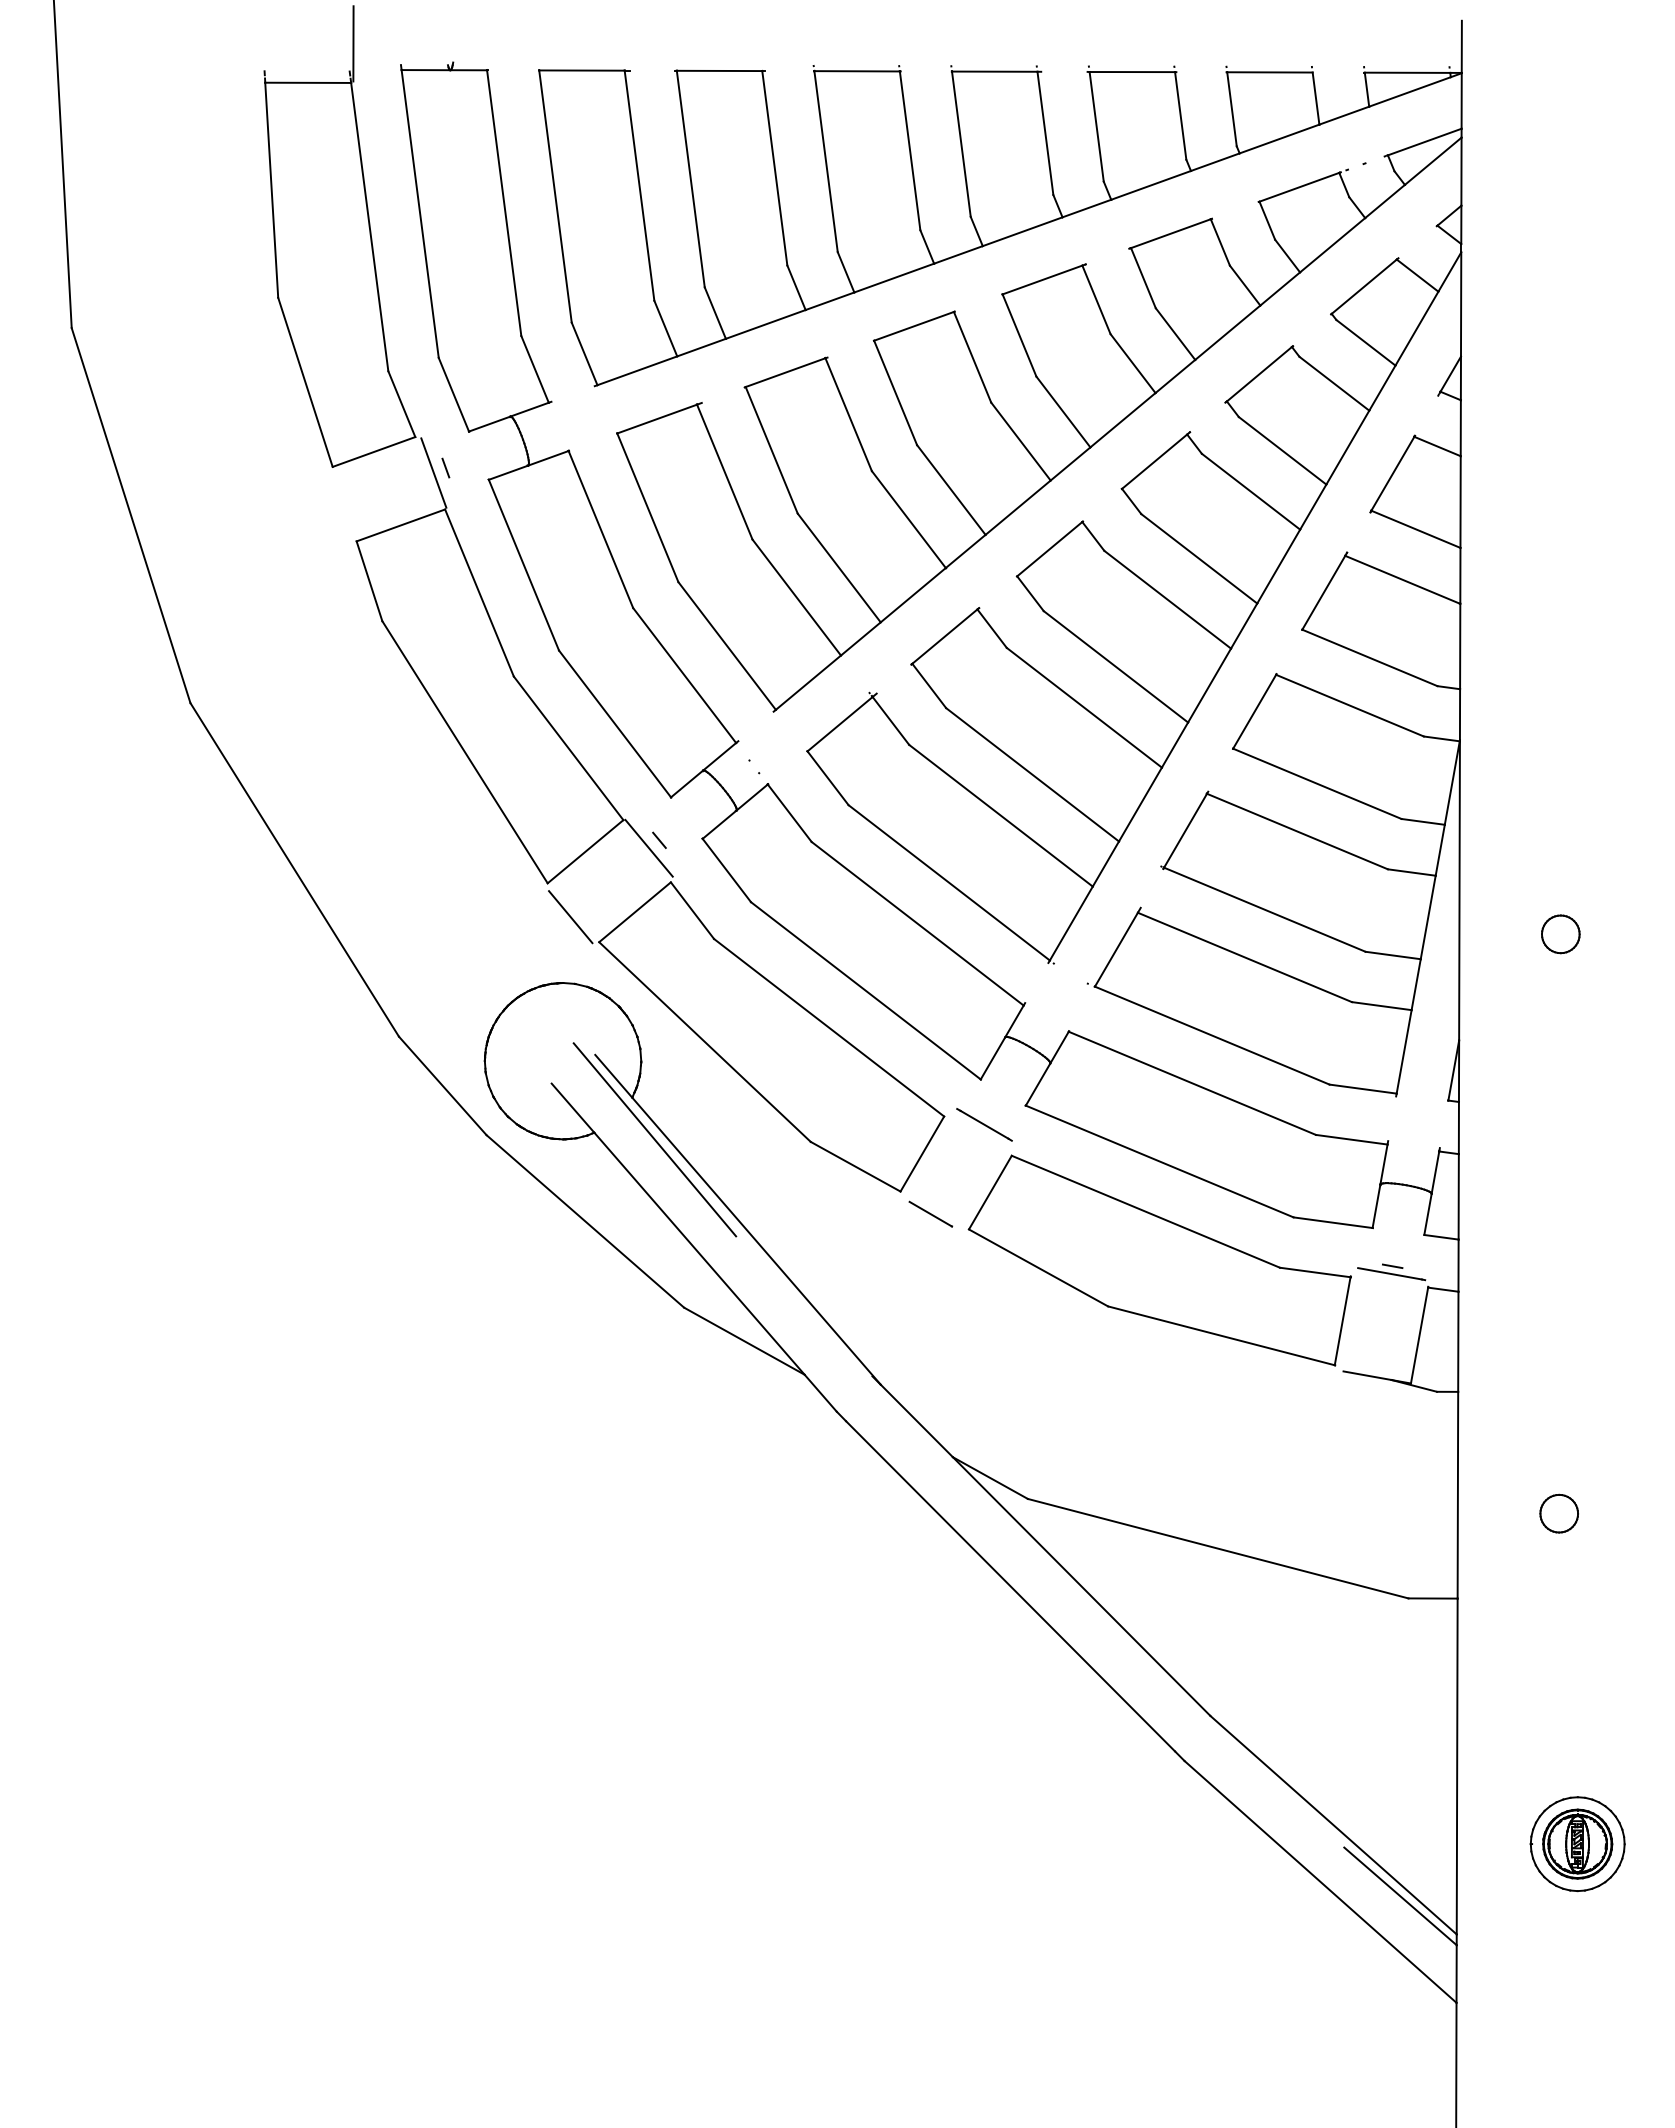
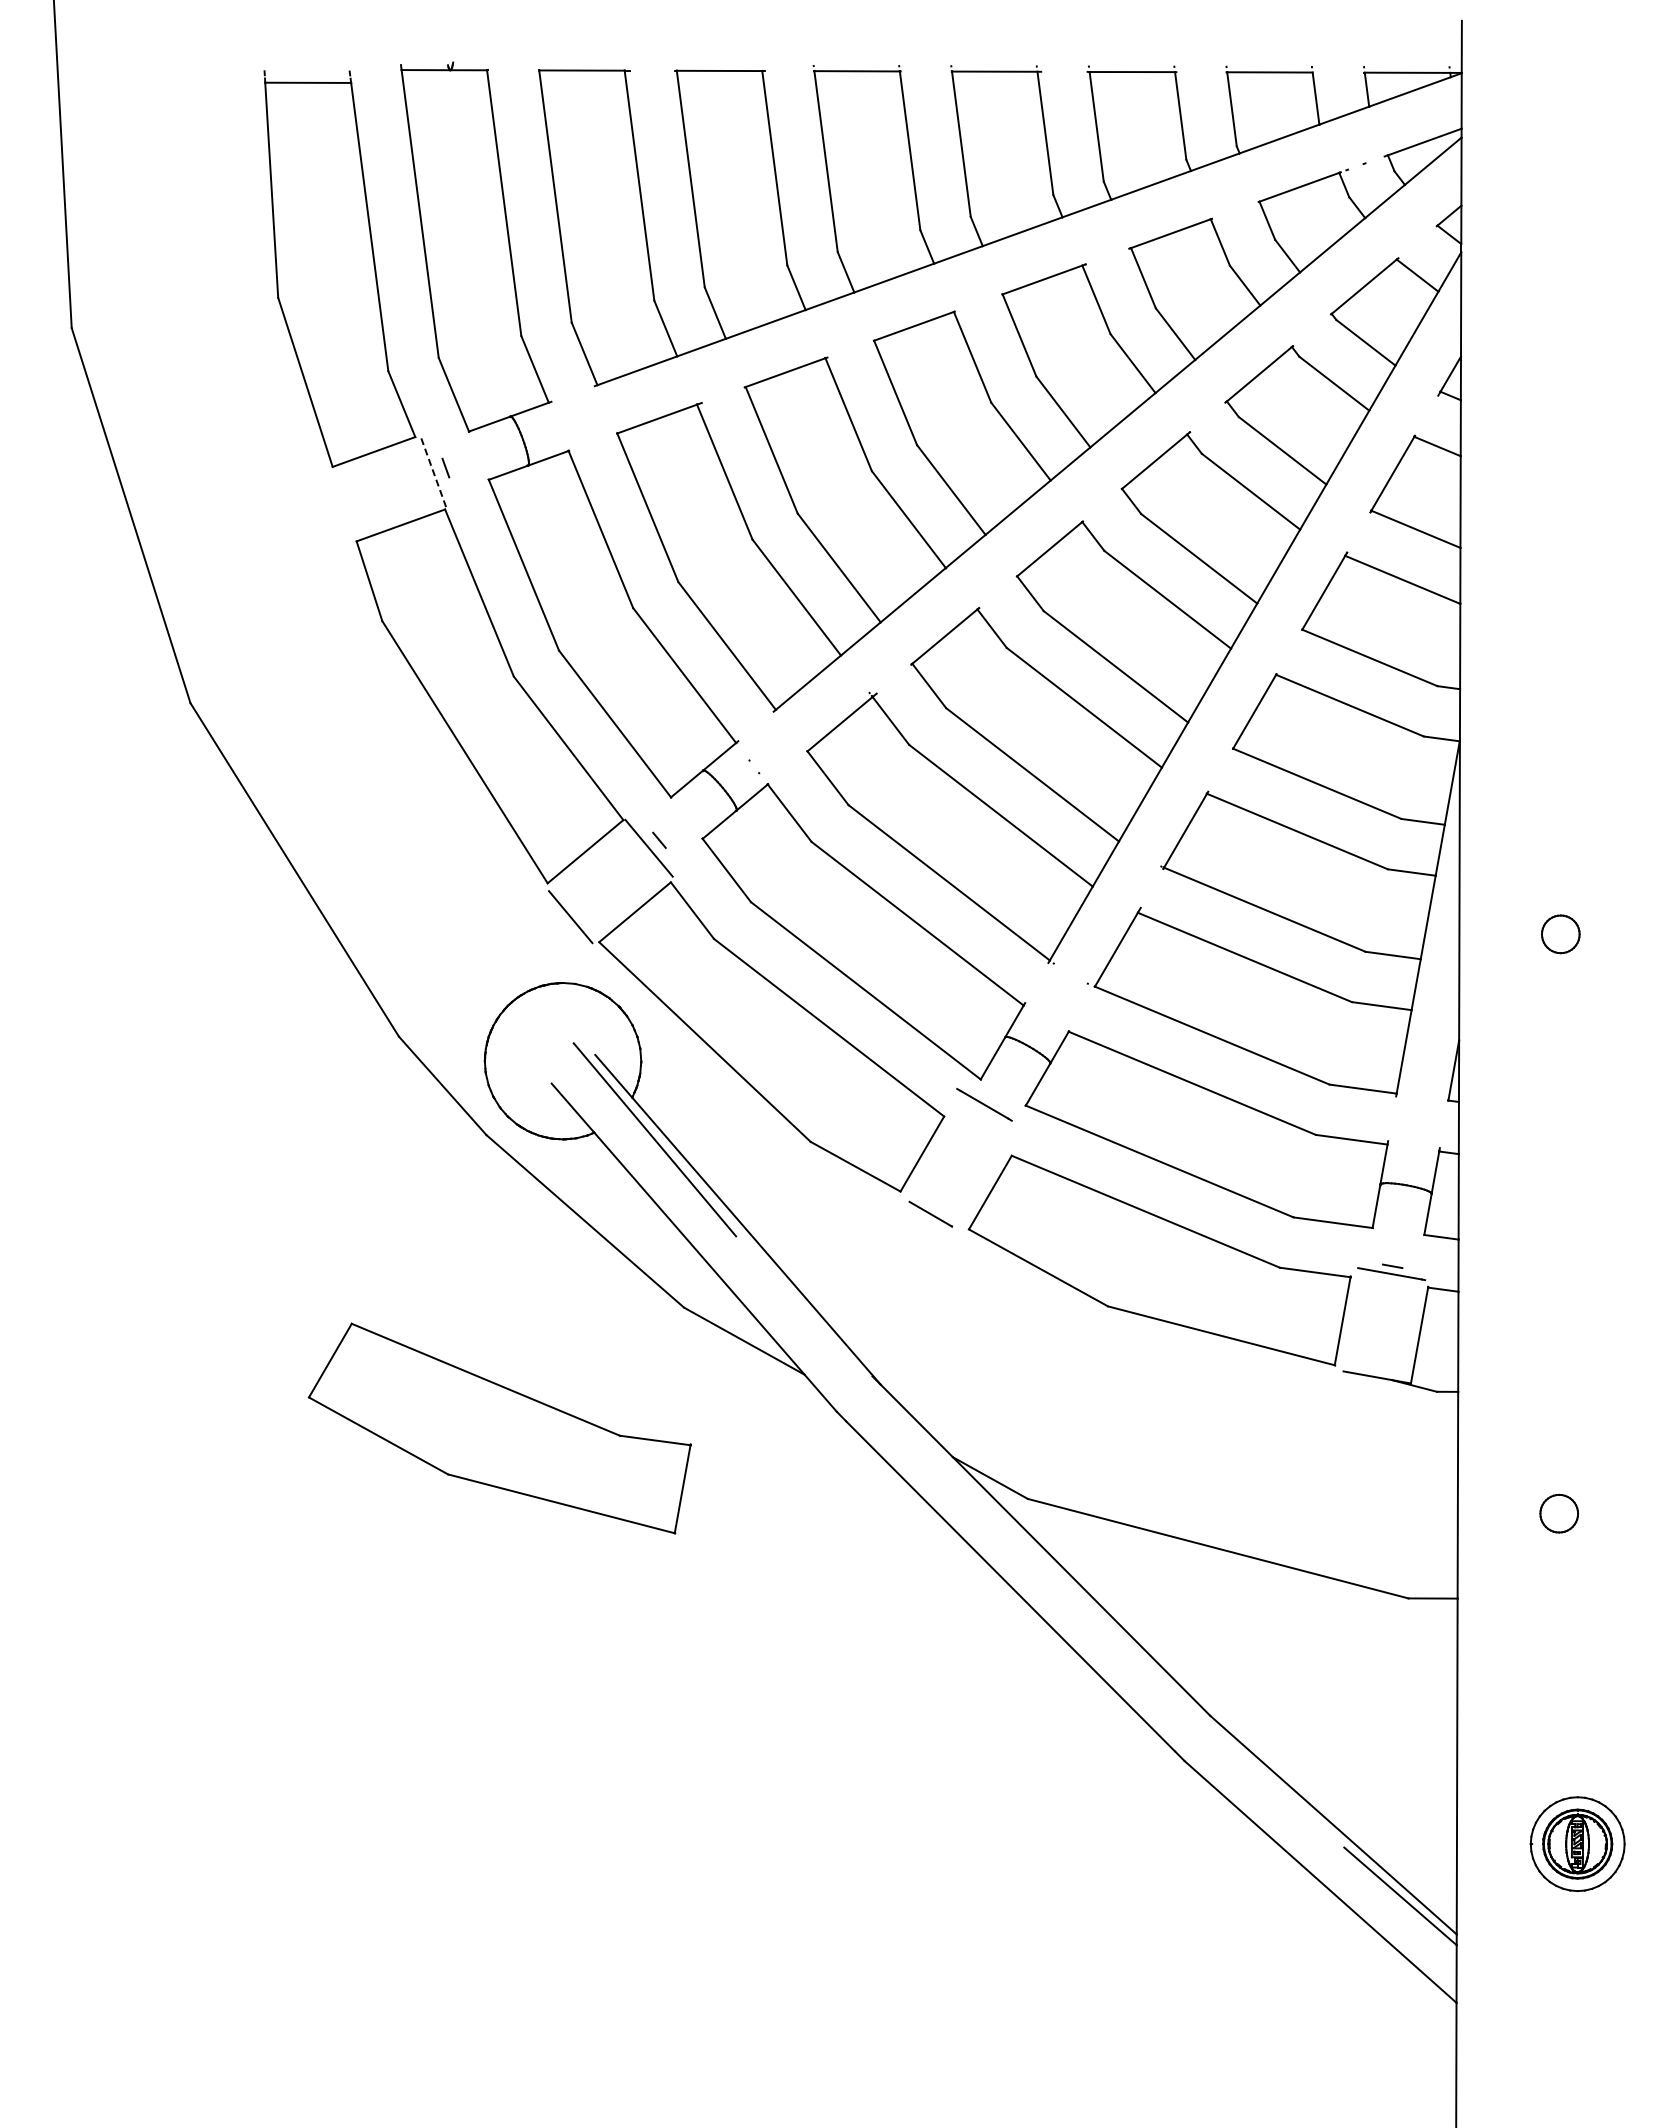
line: present -> none (353, 43)
line: solid -> dashed (433, 473)
line position: (984, 1124) -> (984, 1104) (984, 1104)
part: none -> present (499, 1428)
